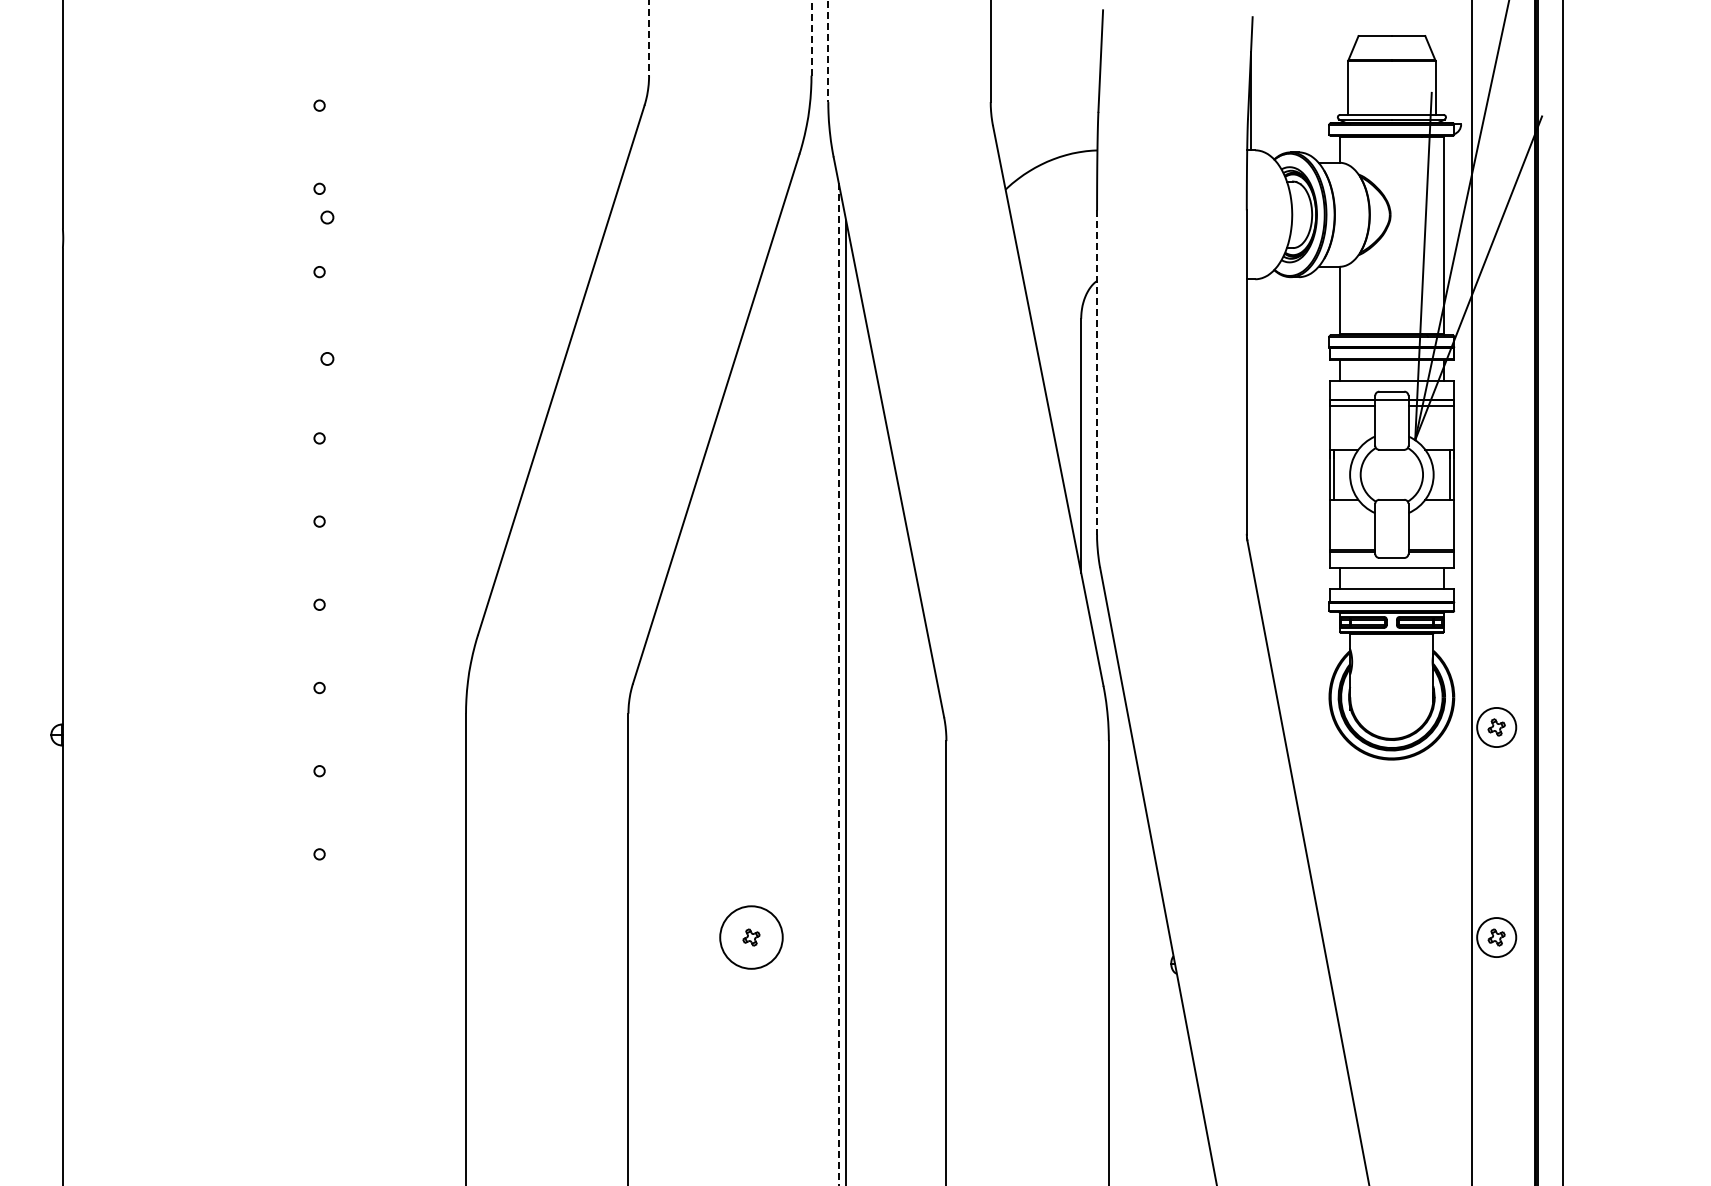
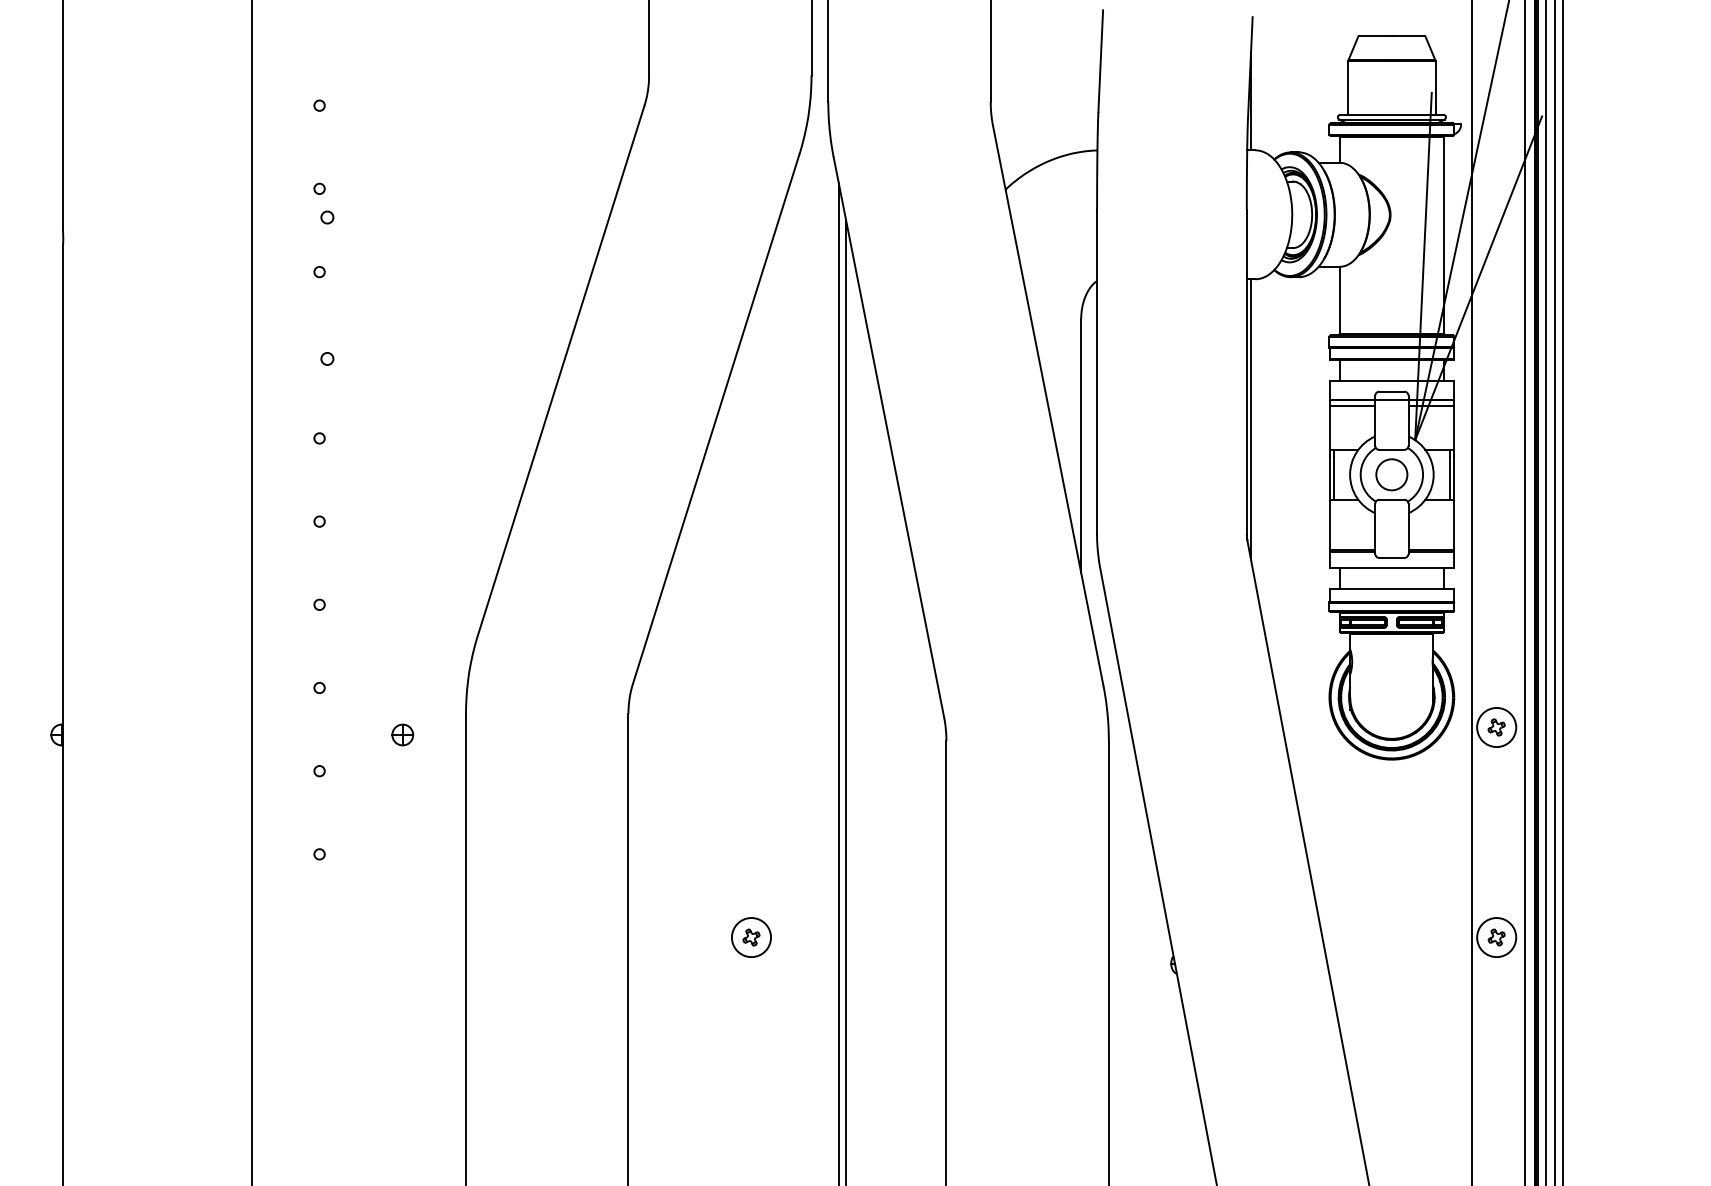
line: dashed -> solid (811, 37)
line: dashed -> solid (649, 38)
line: dashed -> solid (828, 51)
line: dashed -> solid (1097, 373)
line: none -> present (1251, 419)
part: none -> present (1391, 474)
line: none -> present (251, 592)
line: none -> present (1524, 592)
line: none -> present (1546, 592)
line: none -> present (1554, 592)
line: dashed -> solid (838, 685)
part: none -> present (402, 734)
circle diameter: 63 px -> 39 px (751, 937)
